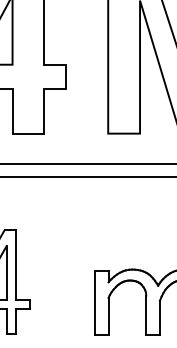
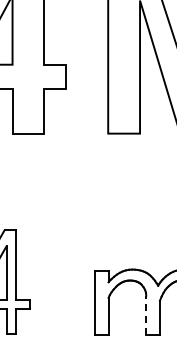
line: present -> none (87, 163)
line: present -> none (87, 177)
line: solid -> dashed (146, 315)
